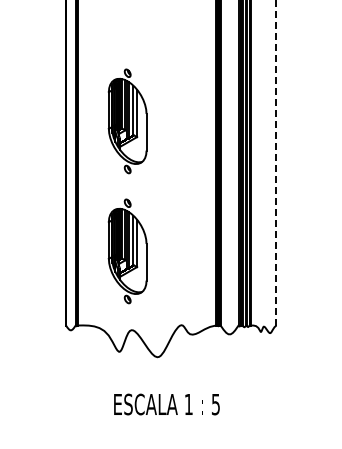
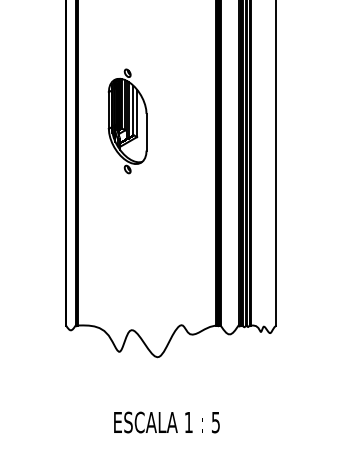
line: dashed -> solid (276, 162)
part: present -> none (127, 251)
text position: (166, 404) -> (166, 422) (166, 422)
